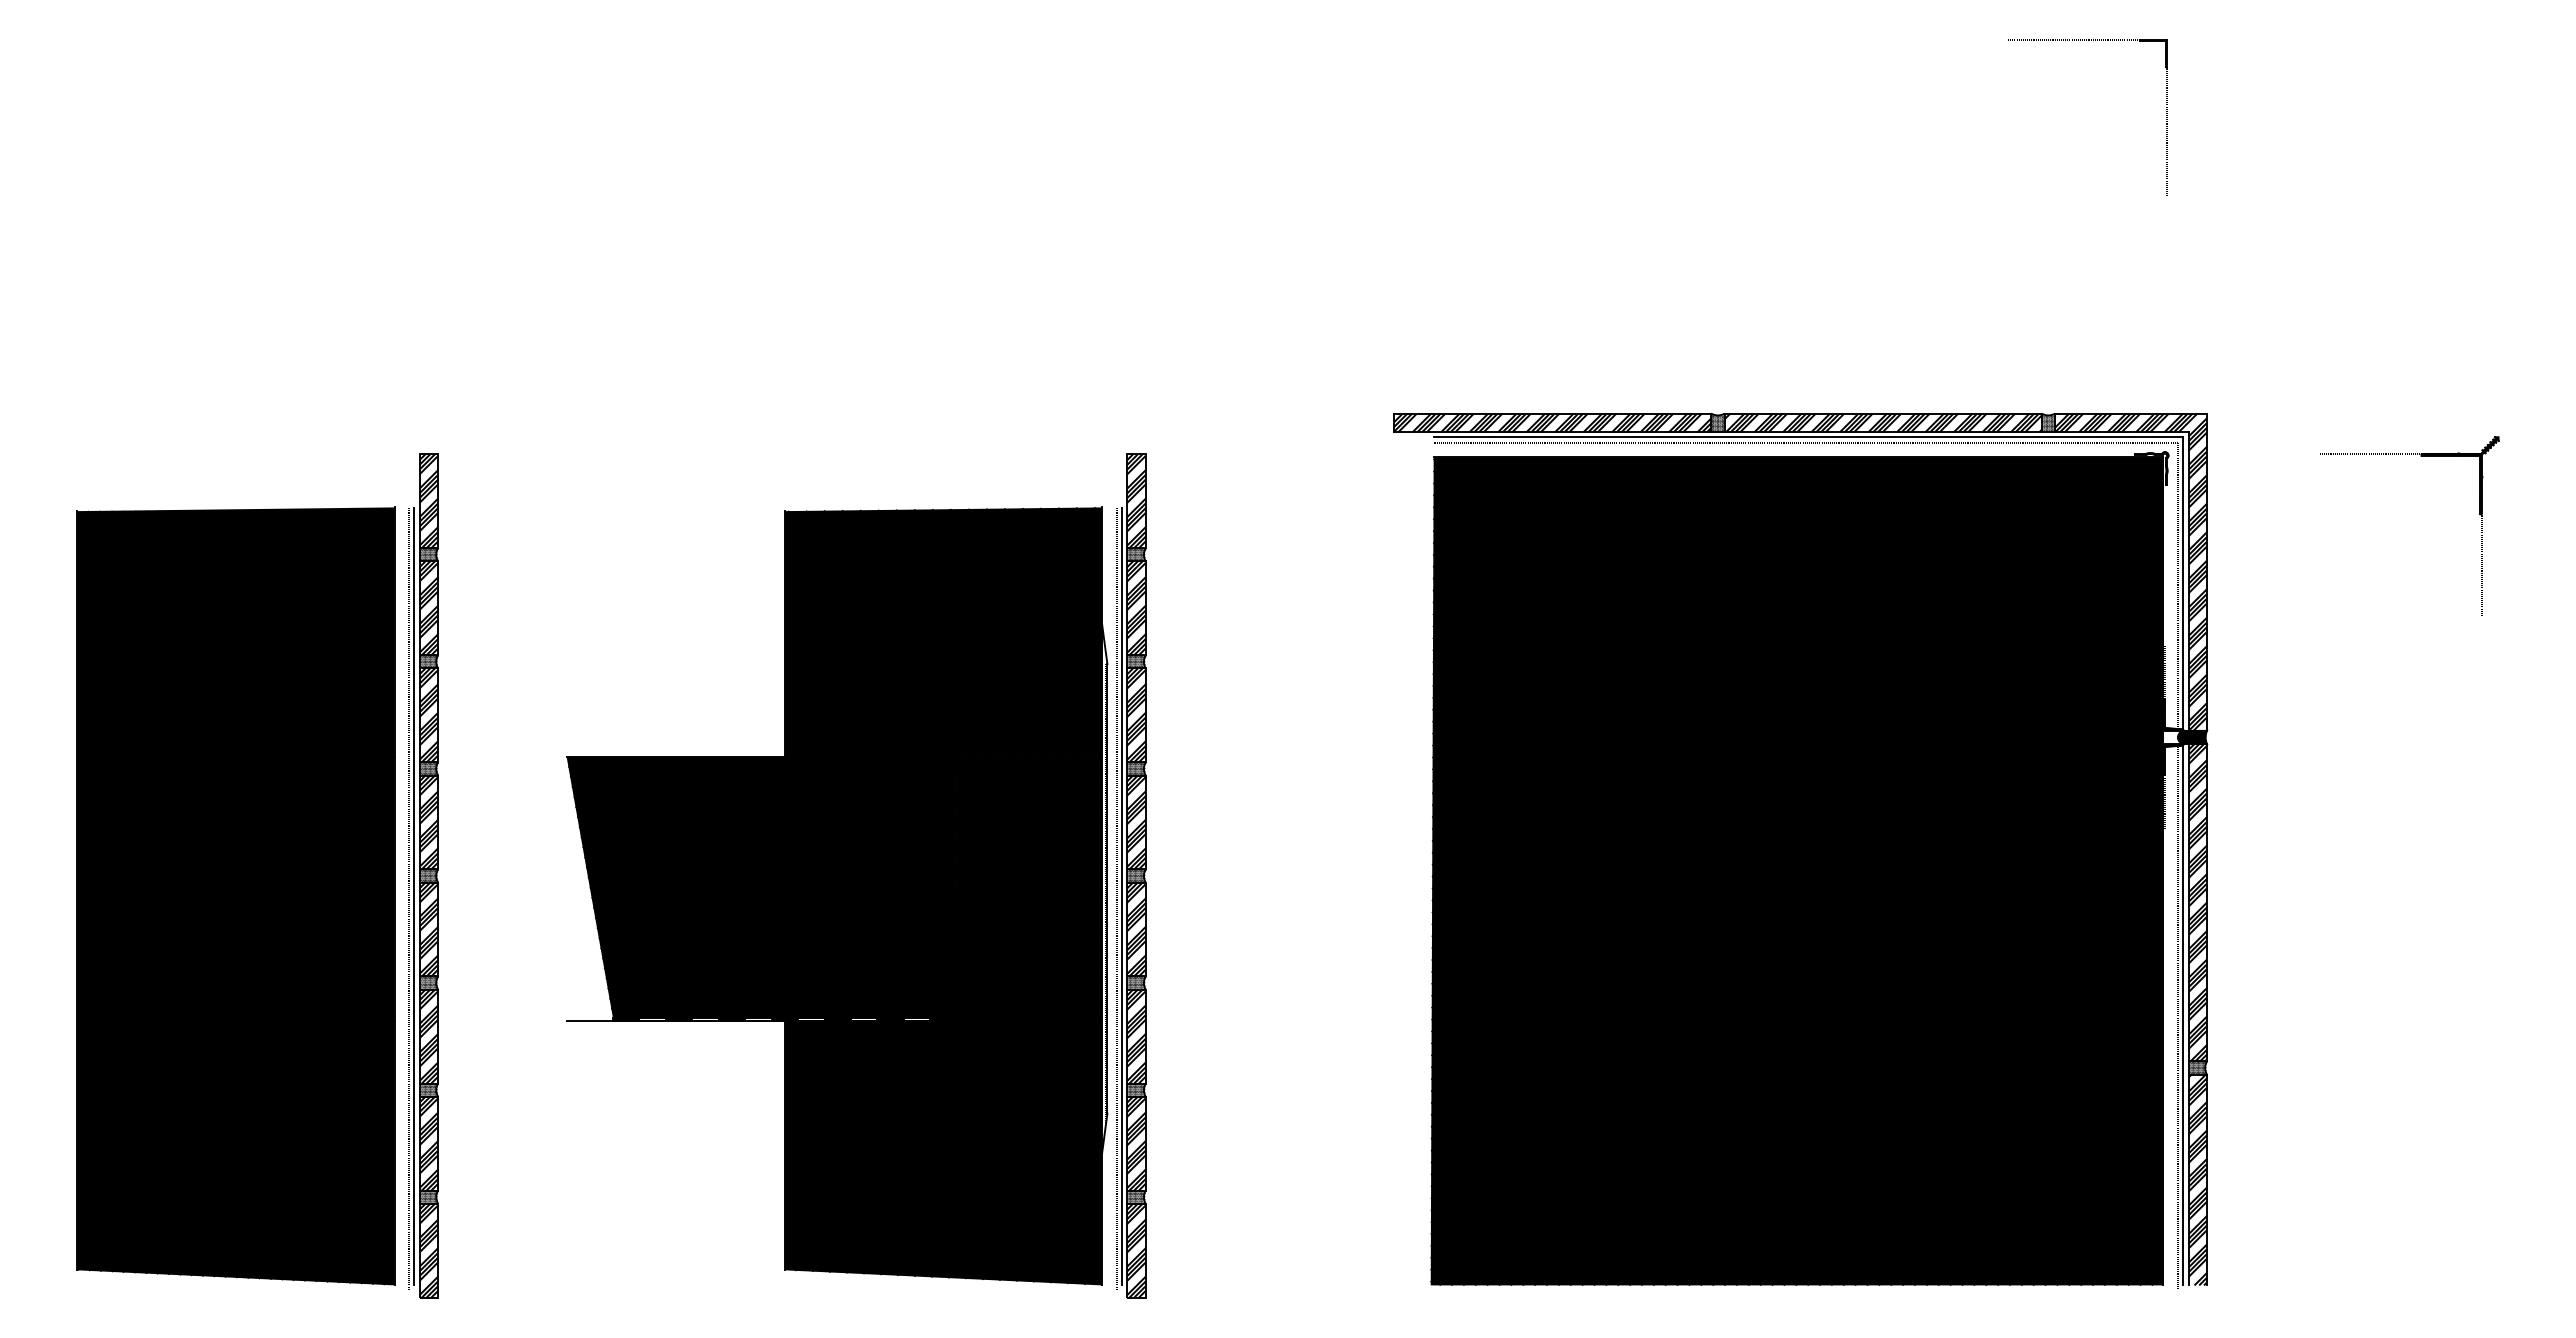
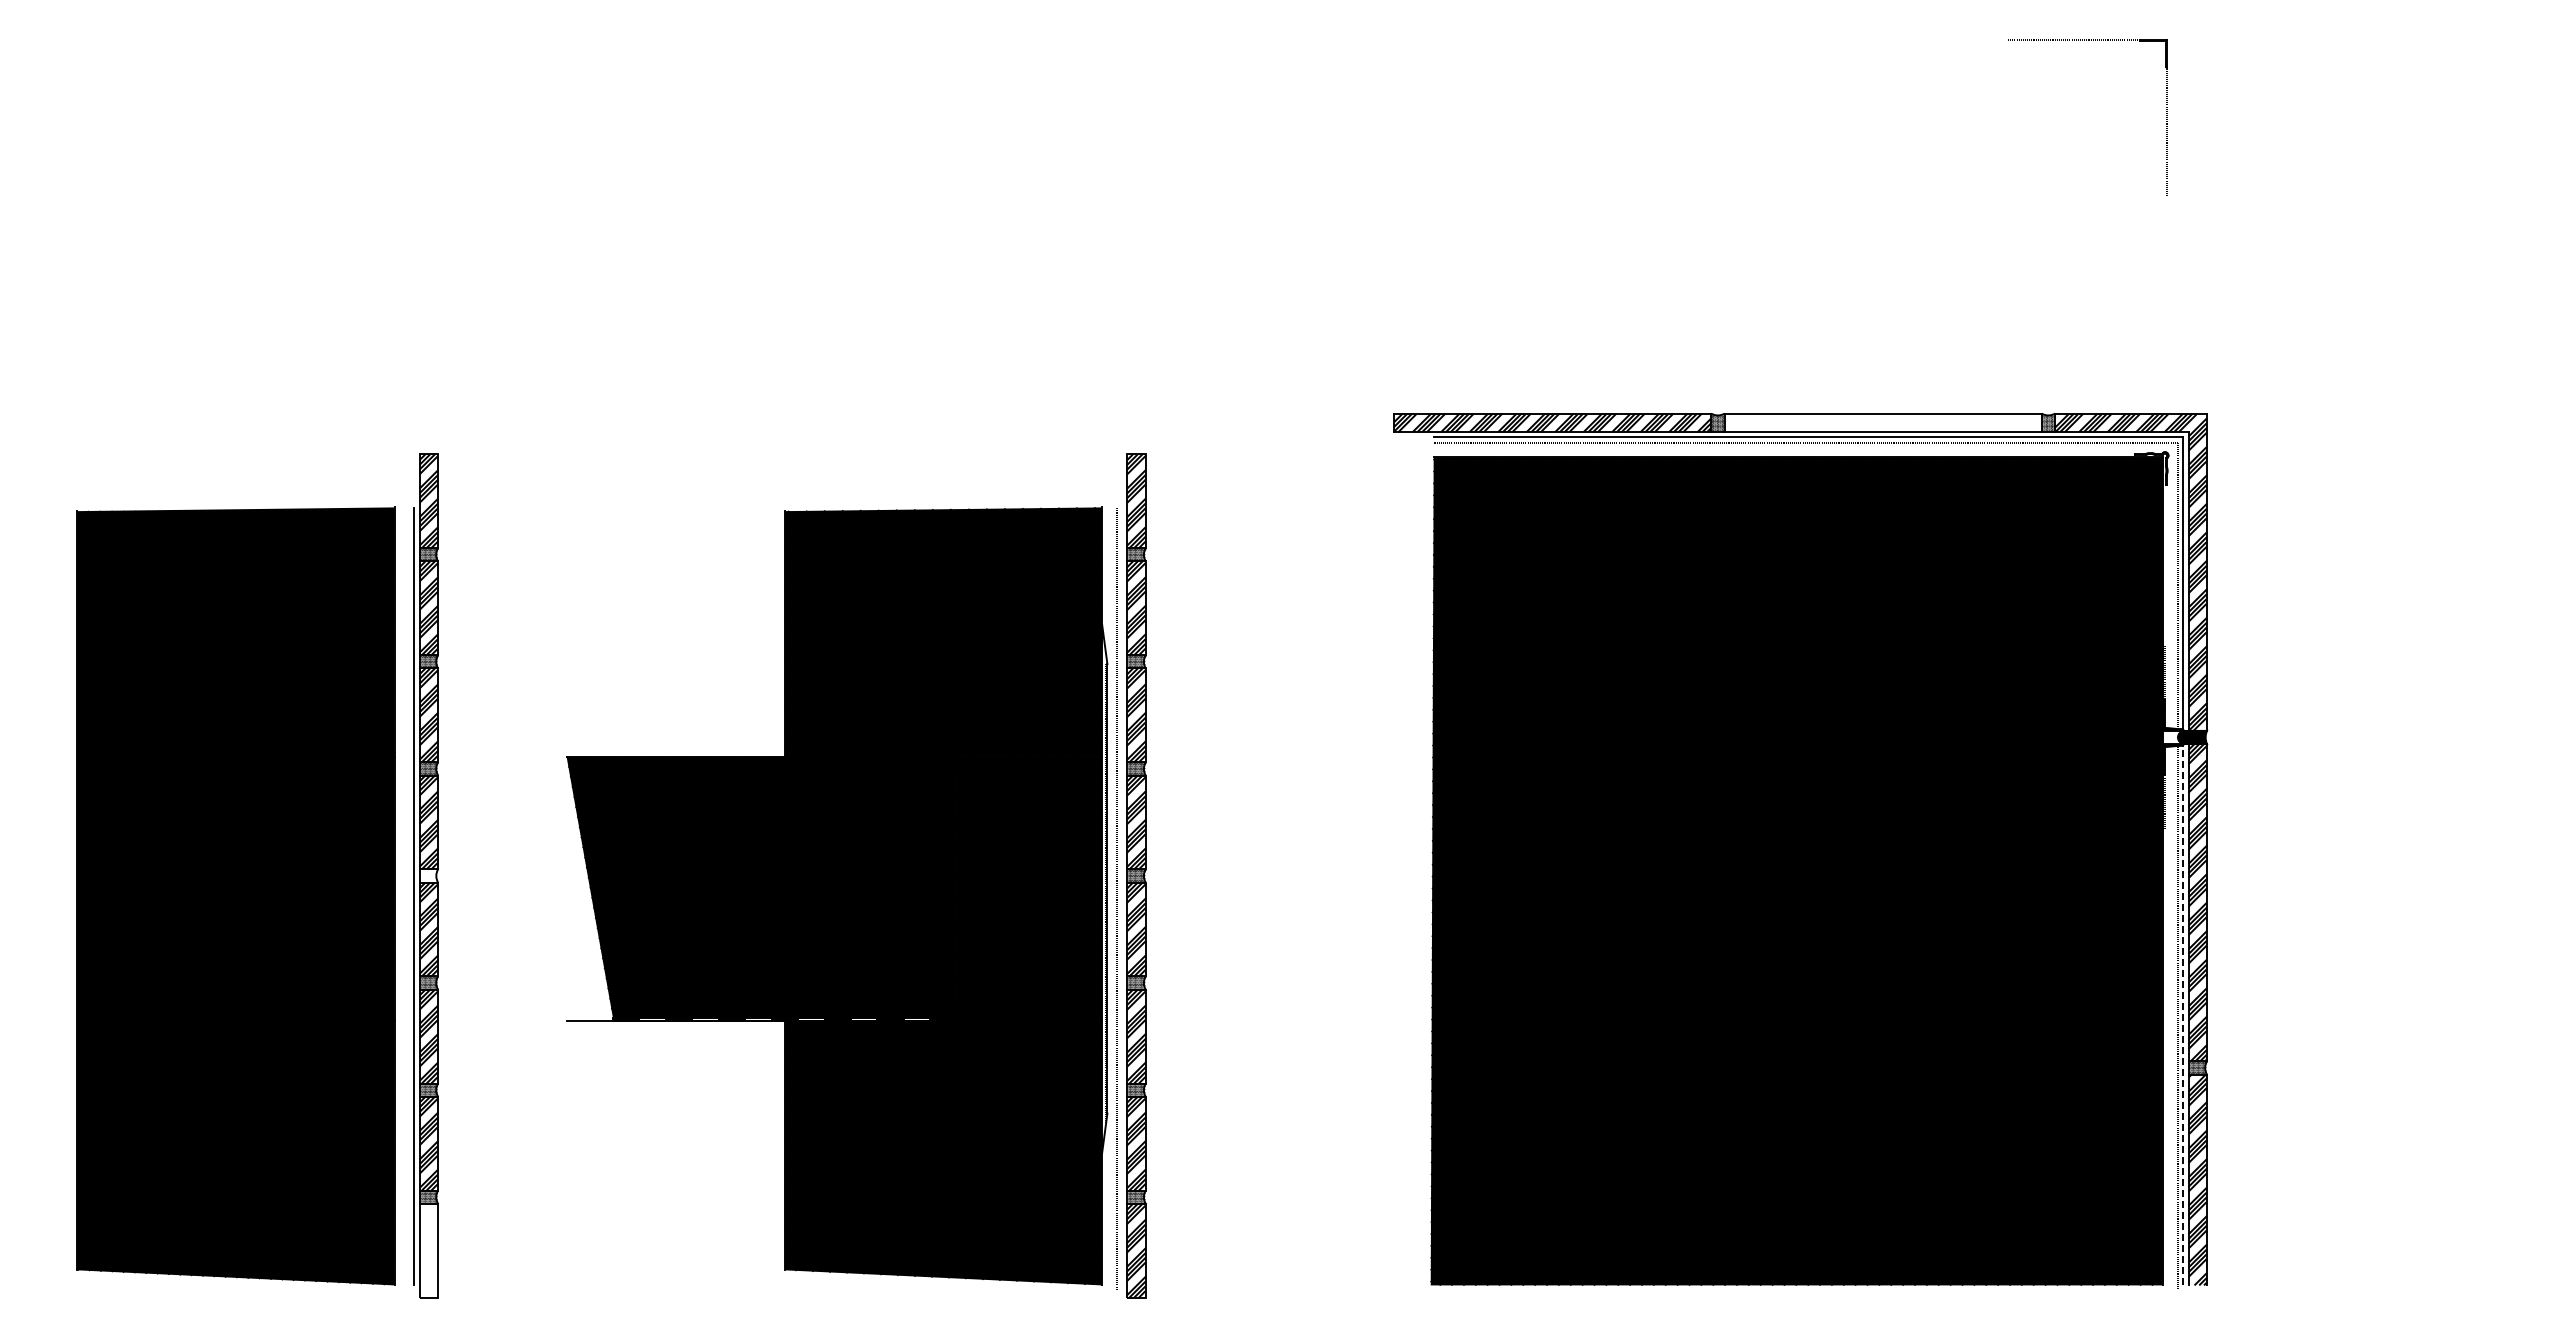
hatch: present -> none (1882, 422)
part: present -> none (2420, 456)
hatch: present -> none (428, 875)
line: present -> none (1121, 896)
line: present -> none (409, 898)
line: solid -> dashed (2183, 1015)
hatch: present -> none (428, 1250)
